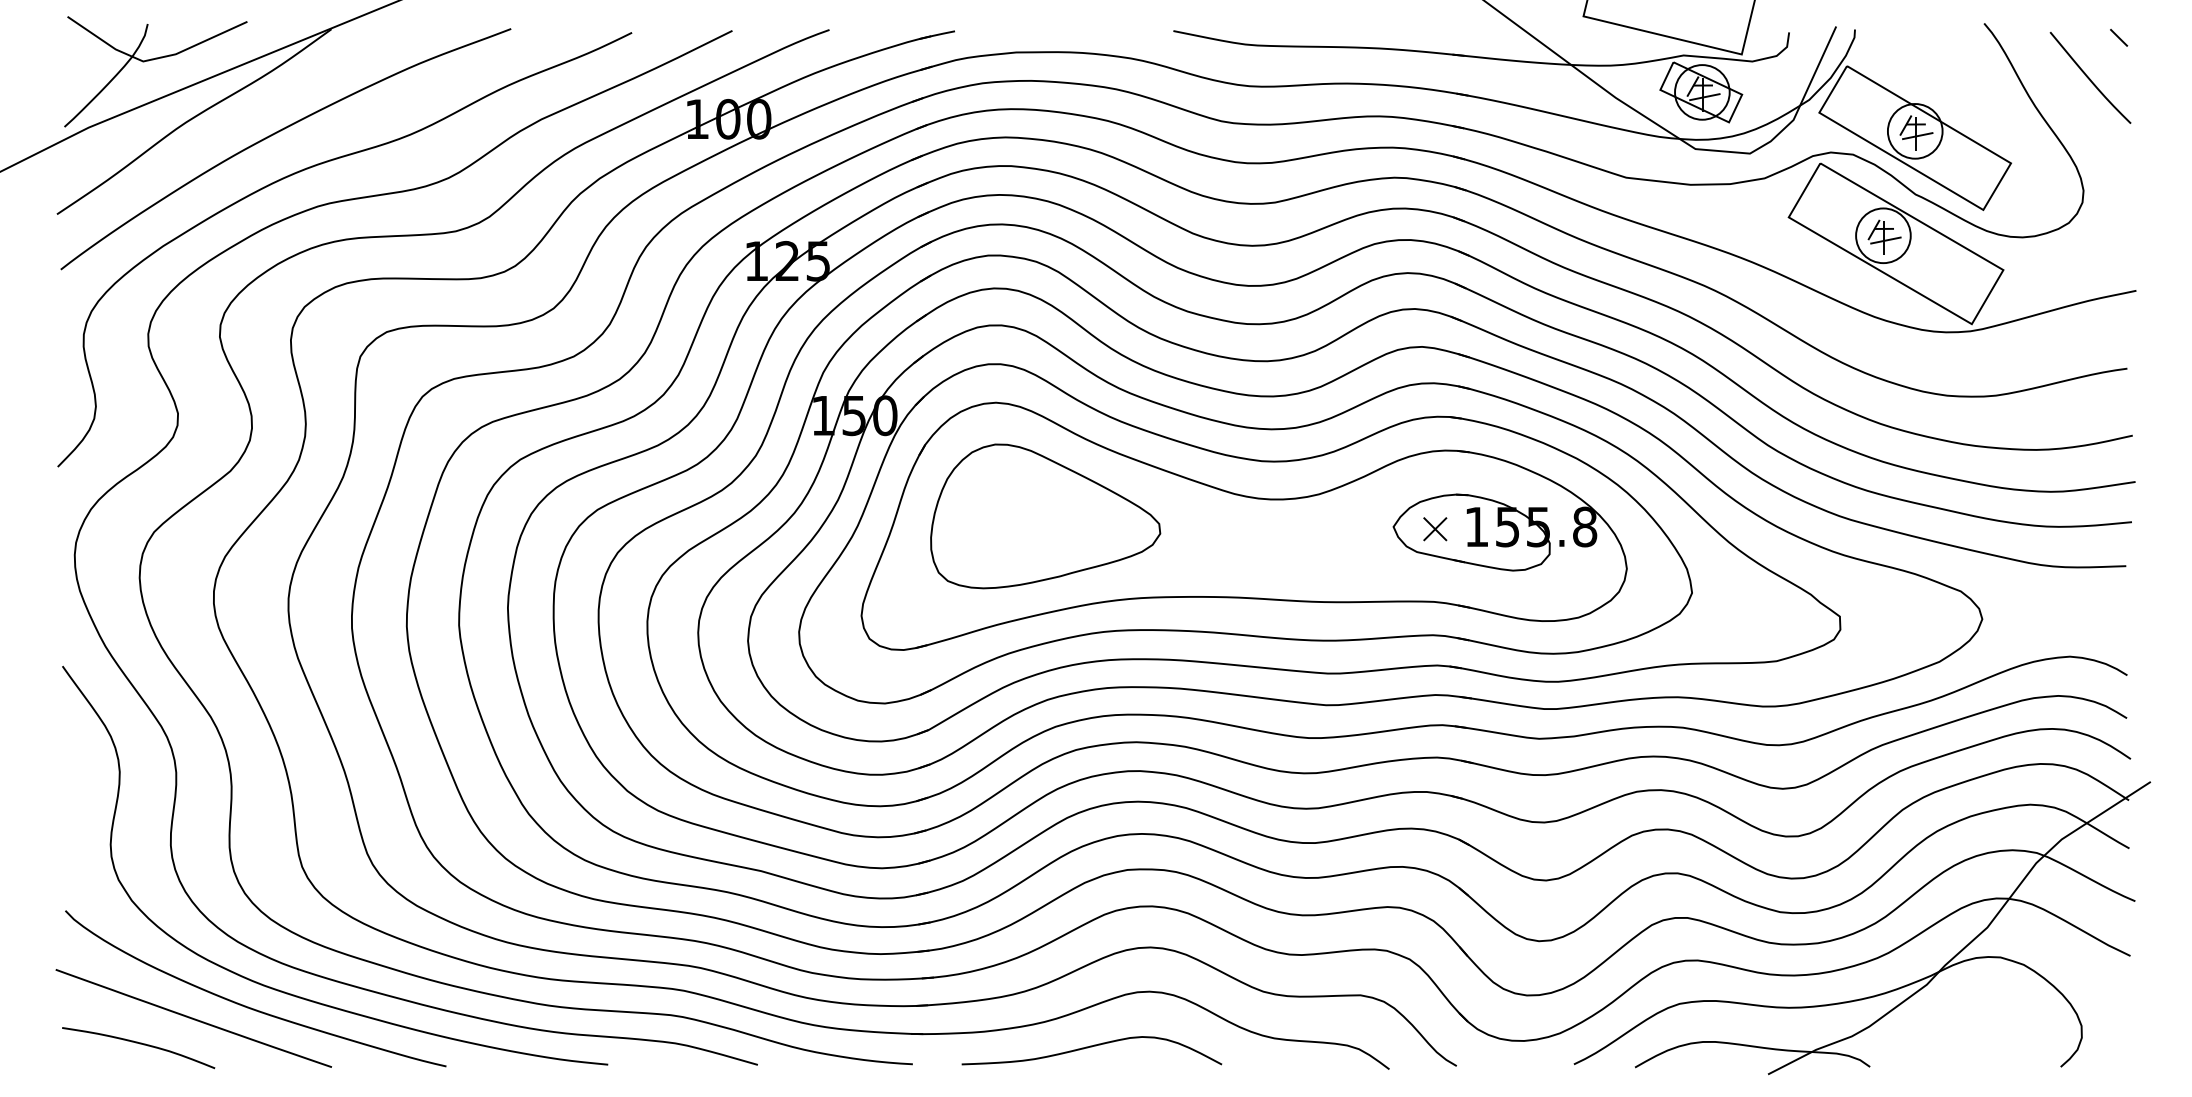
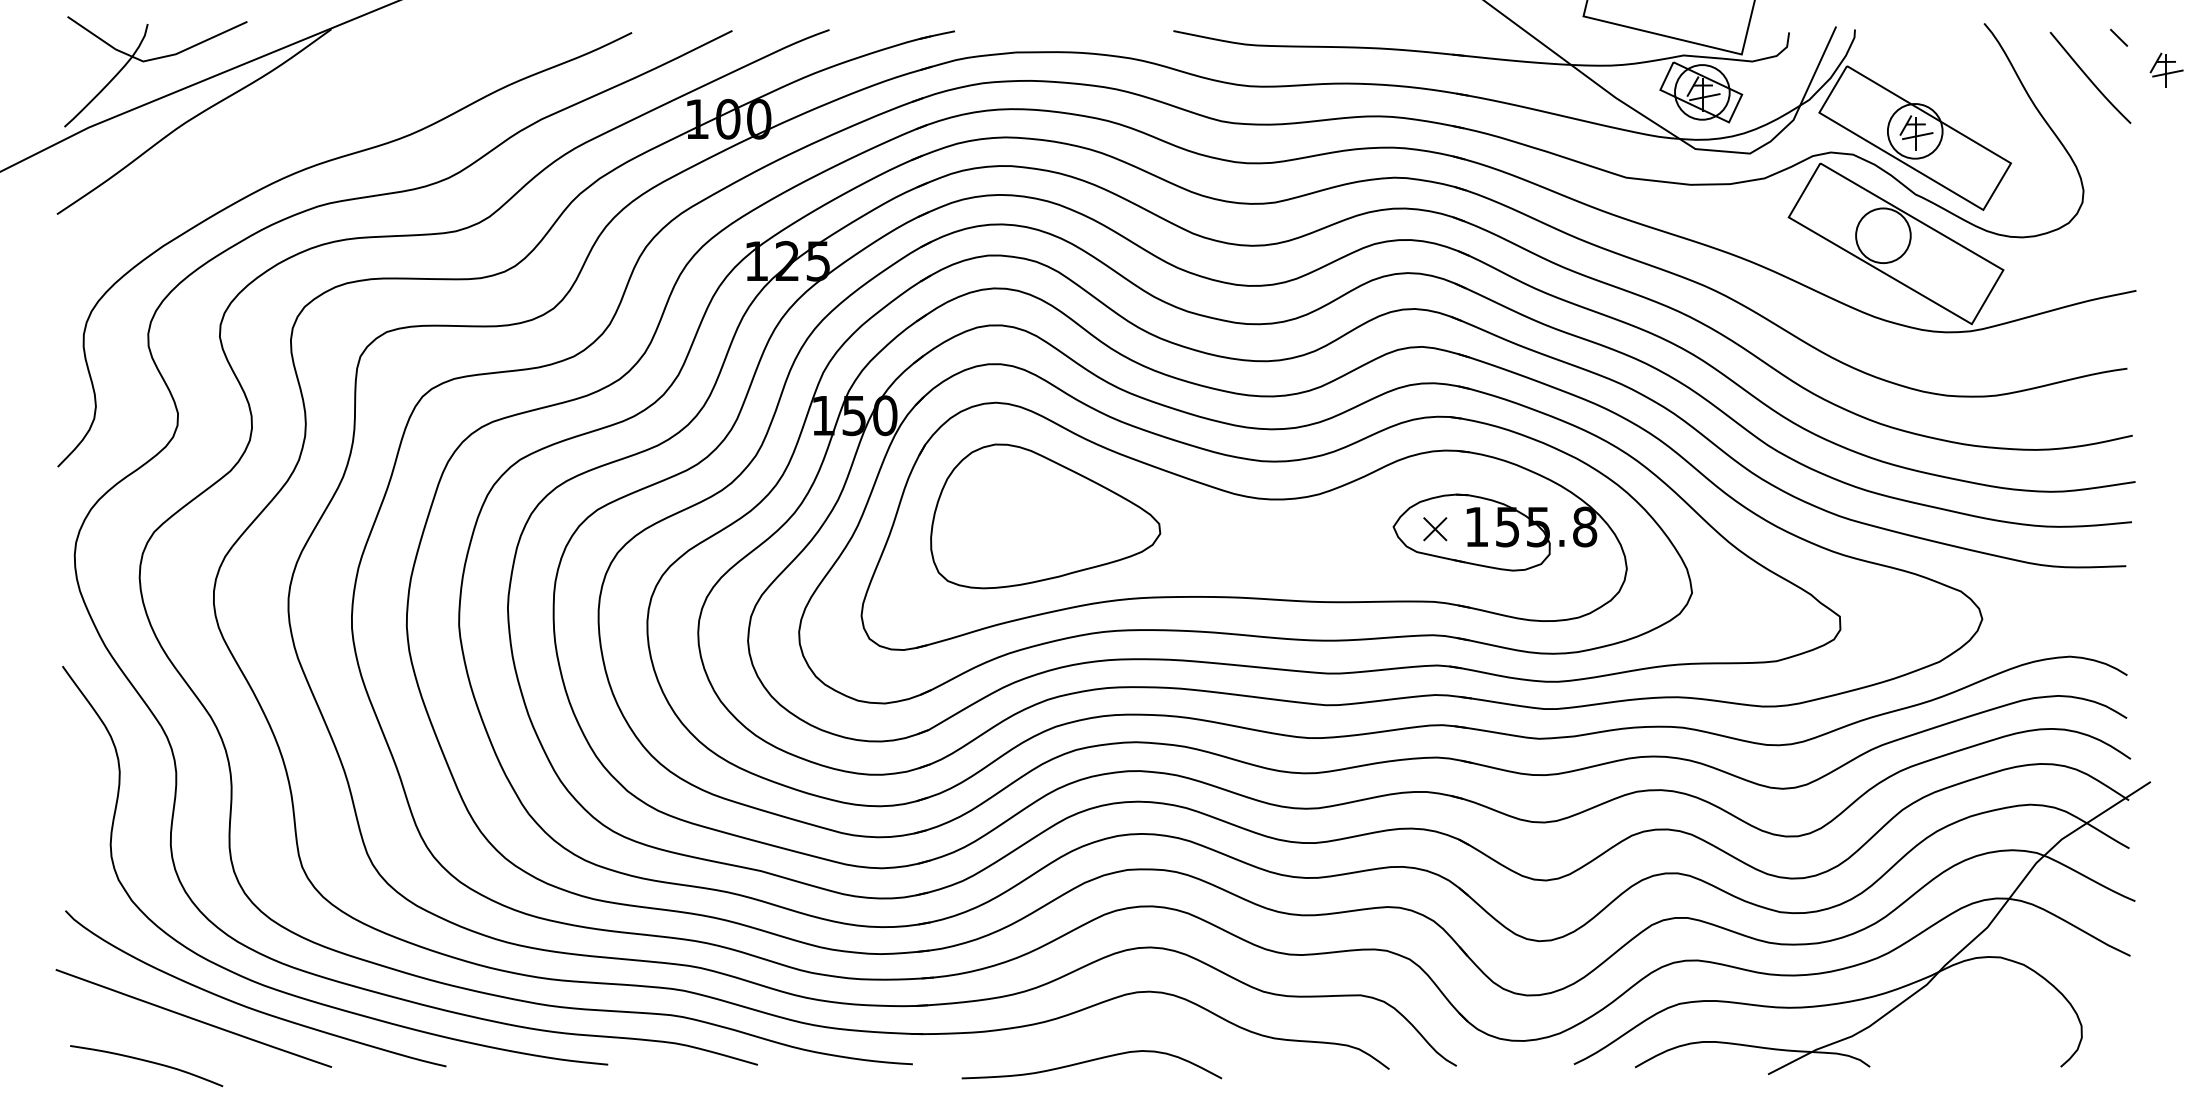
curve: present -> none (277, 133)
part position: (1884, 236) -> (2166, 69) (2166, 69)
curve position: (139, 1044) -> (147, 1062) (147, 1062)
curve position: (1091, 1047) -> (1091, 1061) (1091, 1061)
